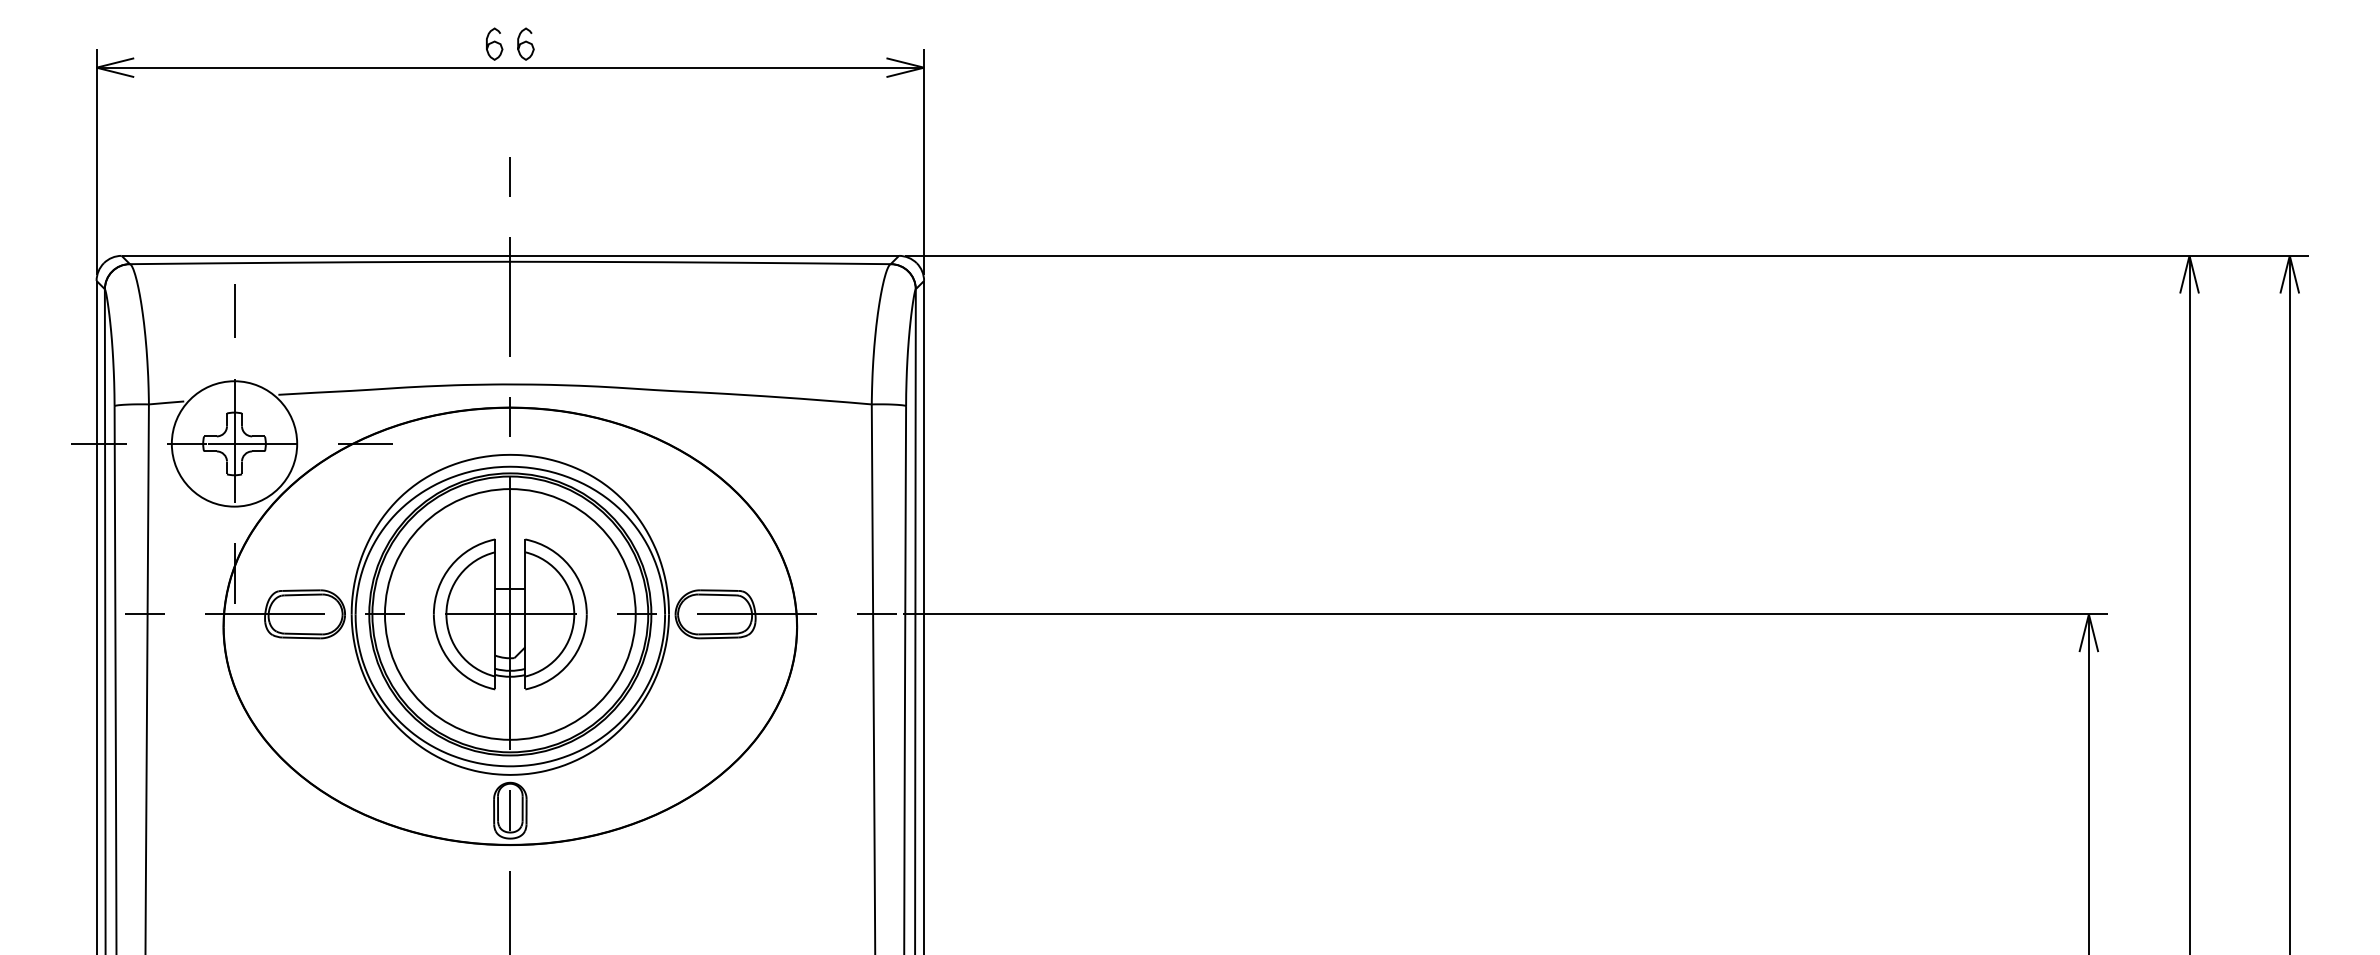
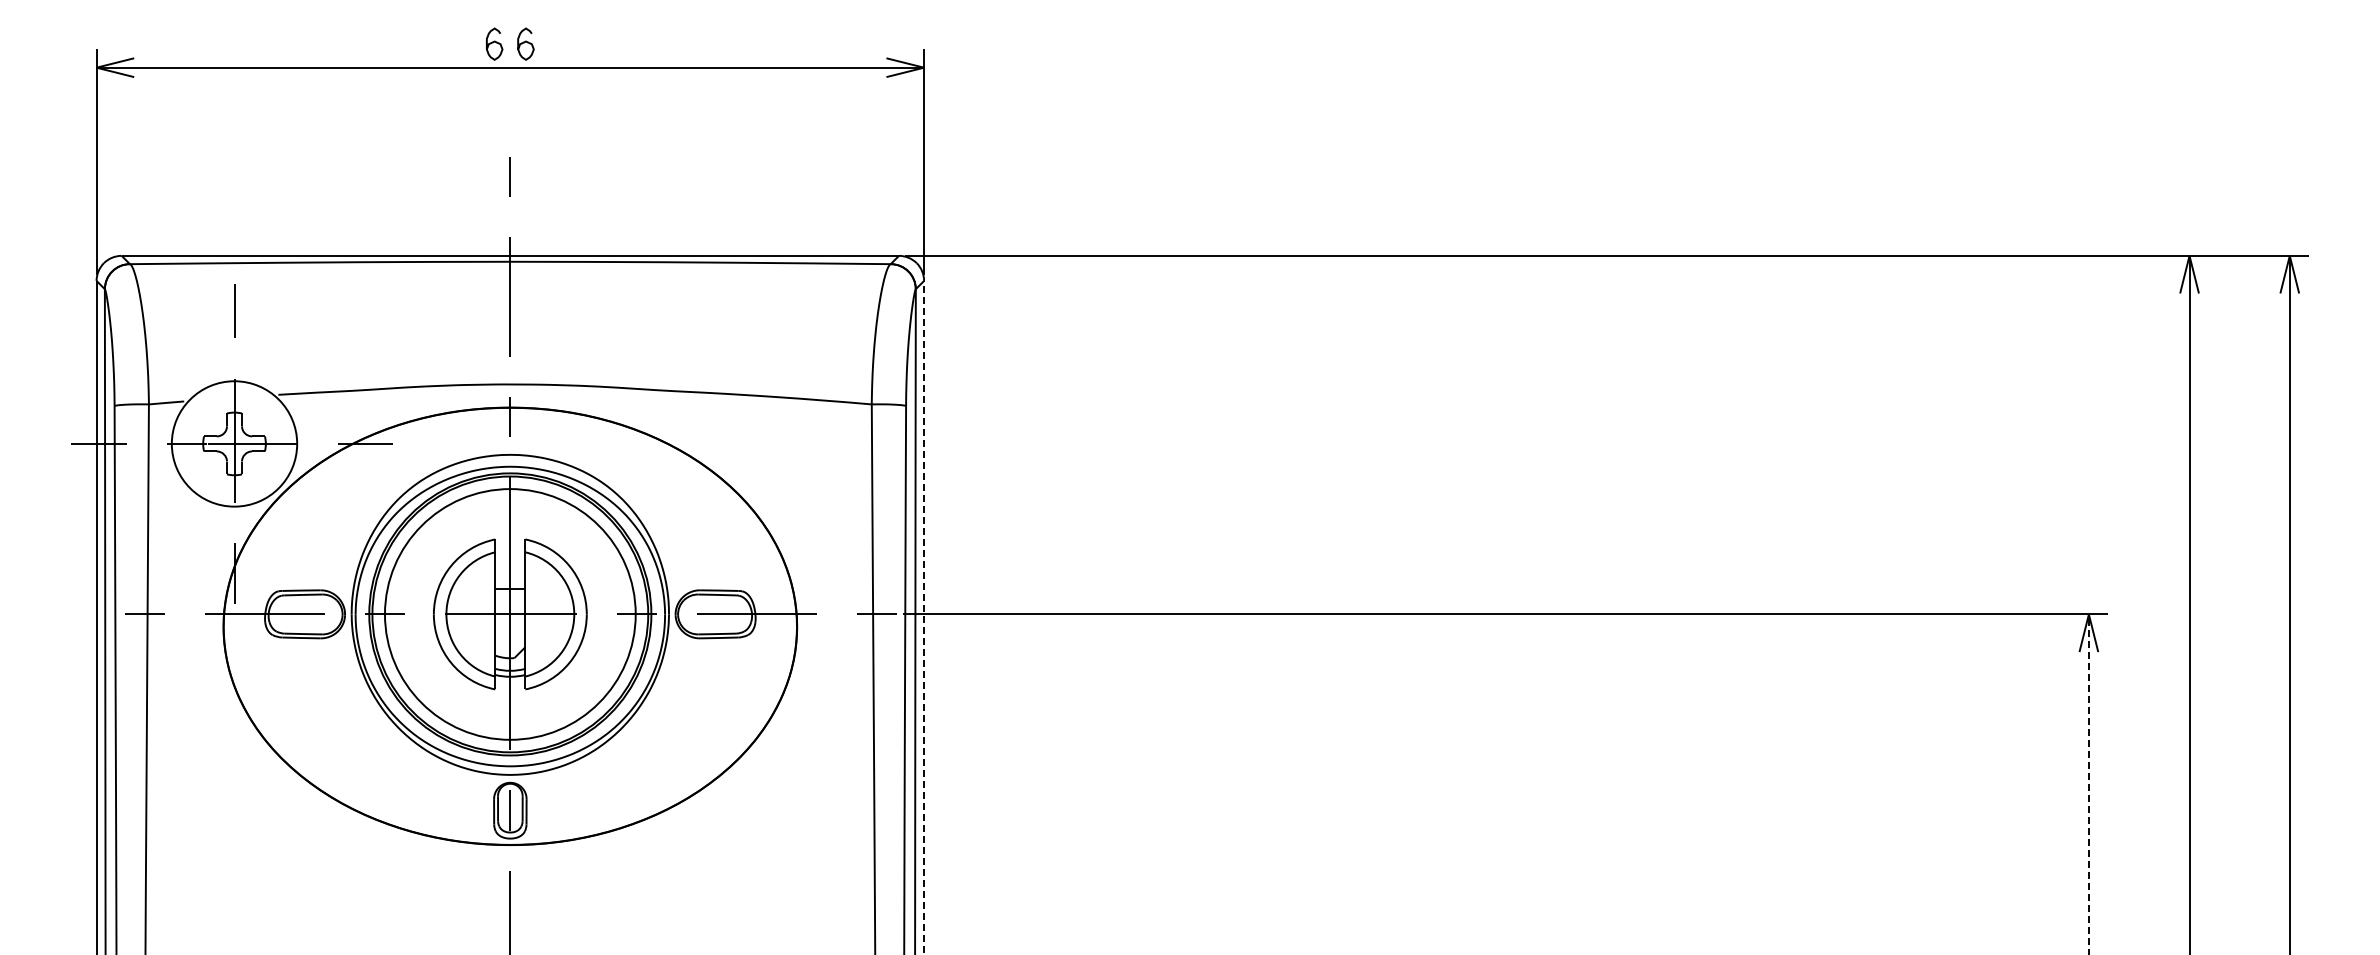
line: solid -> dashed (924, 617)
line: solid -> dashed (2088, 784)
